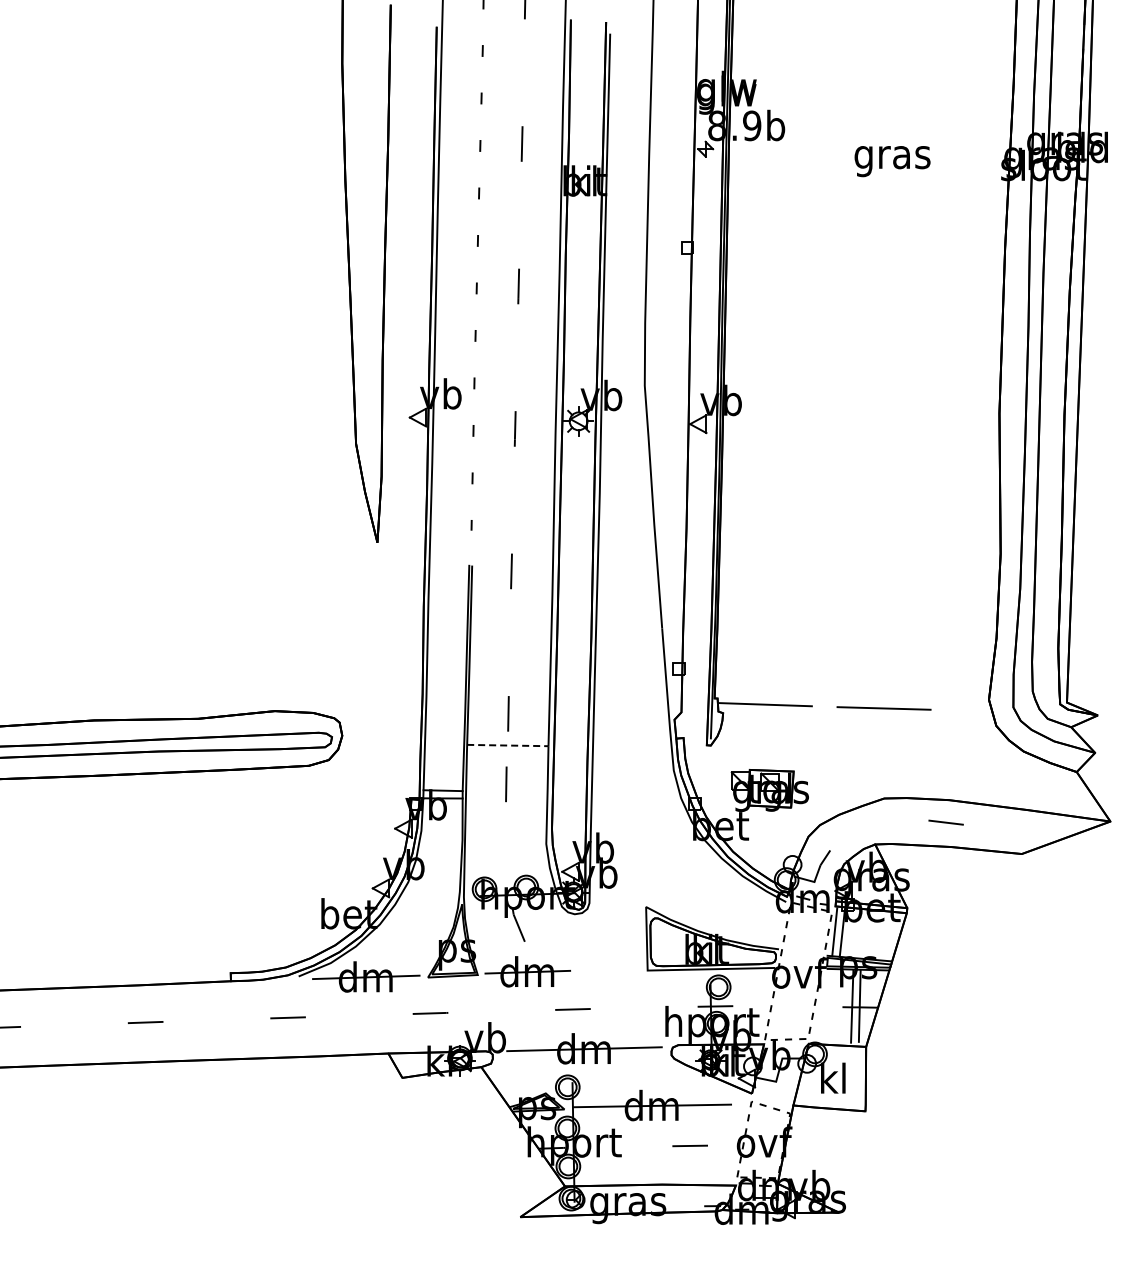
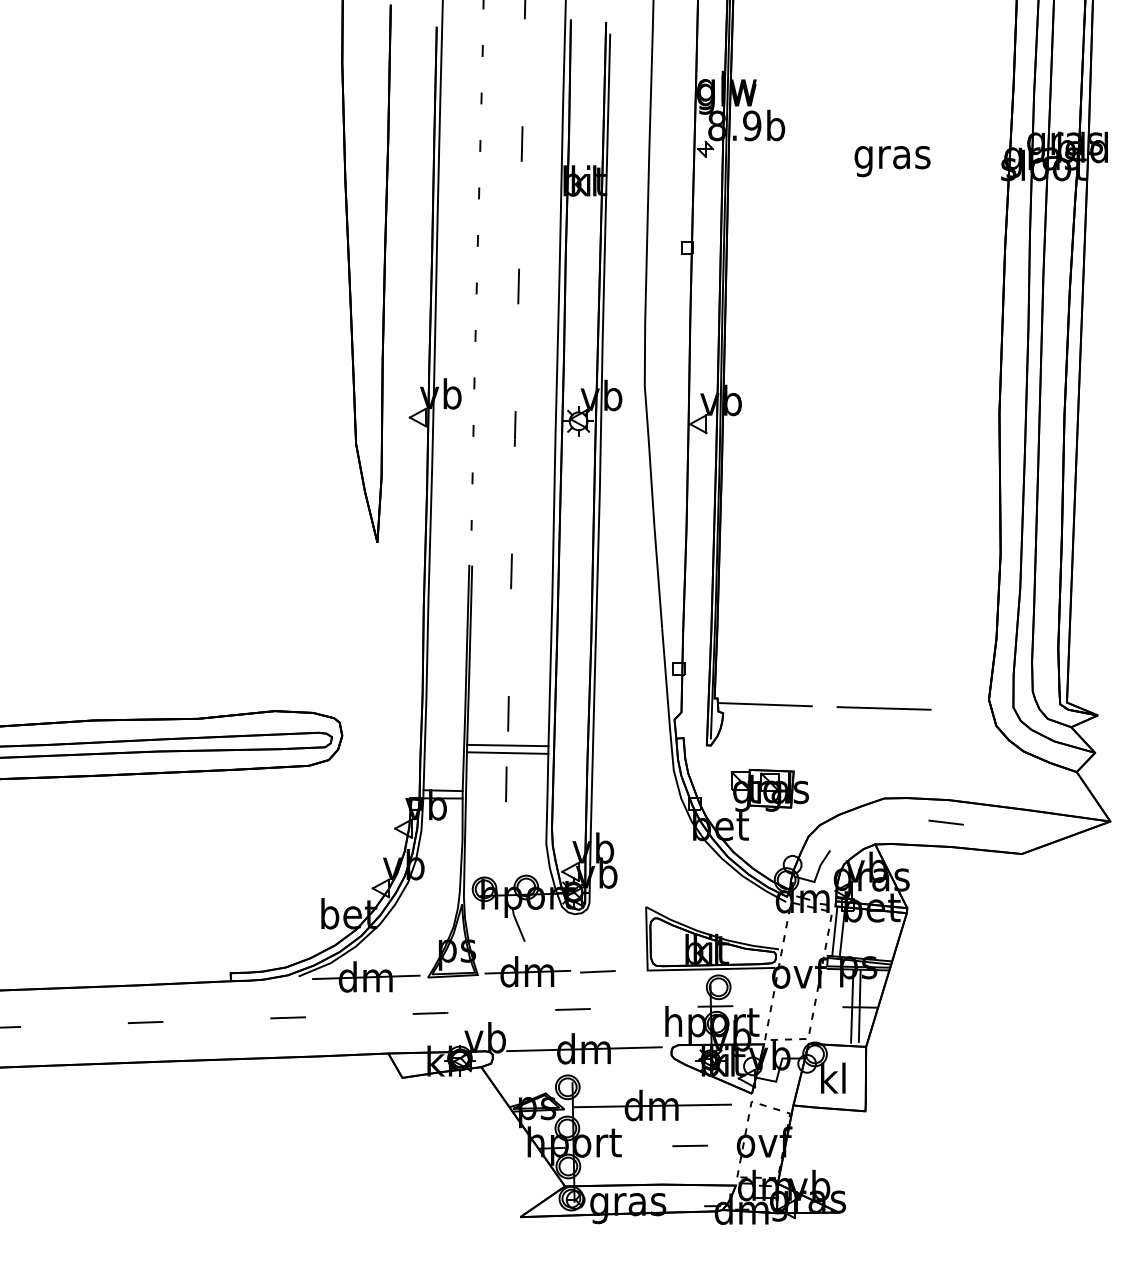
line: dashed -> solid (507, 745)
line: none -> present (507, 752)
line: none -> present (597, 971)
